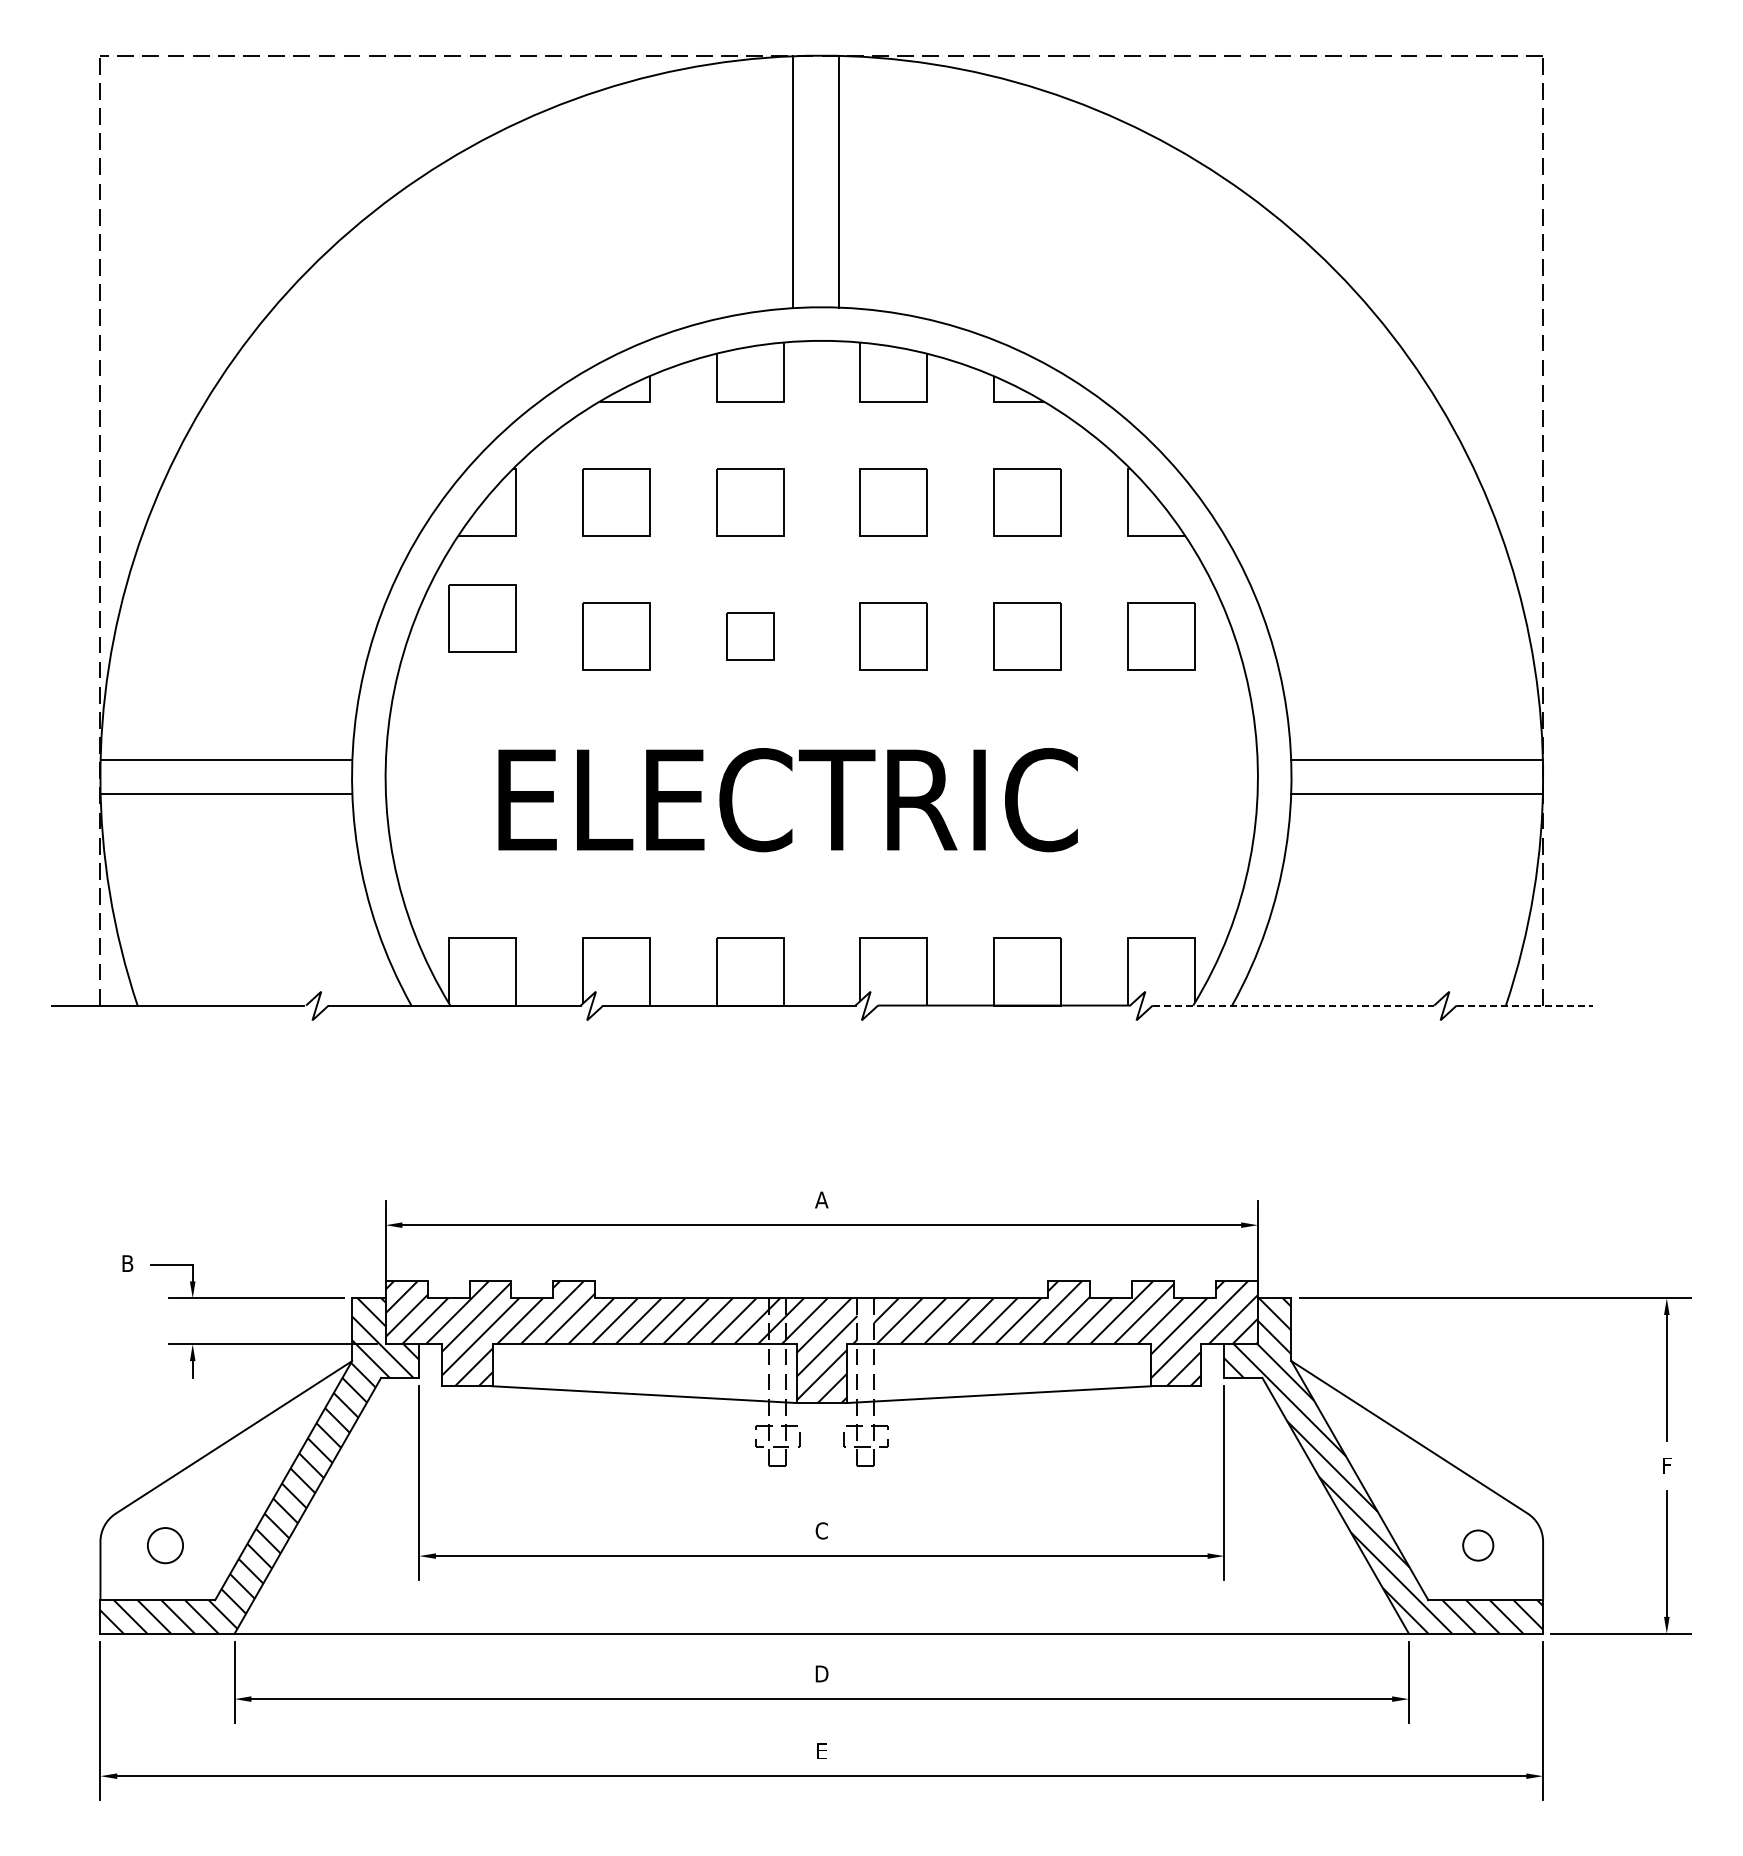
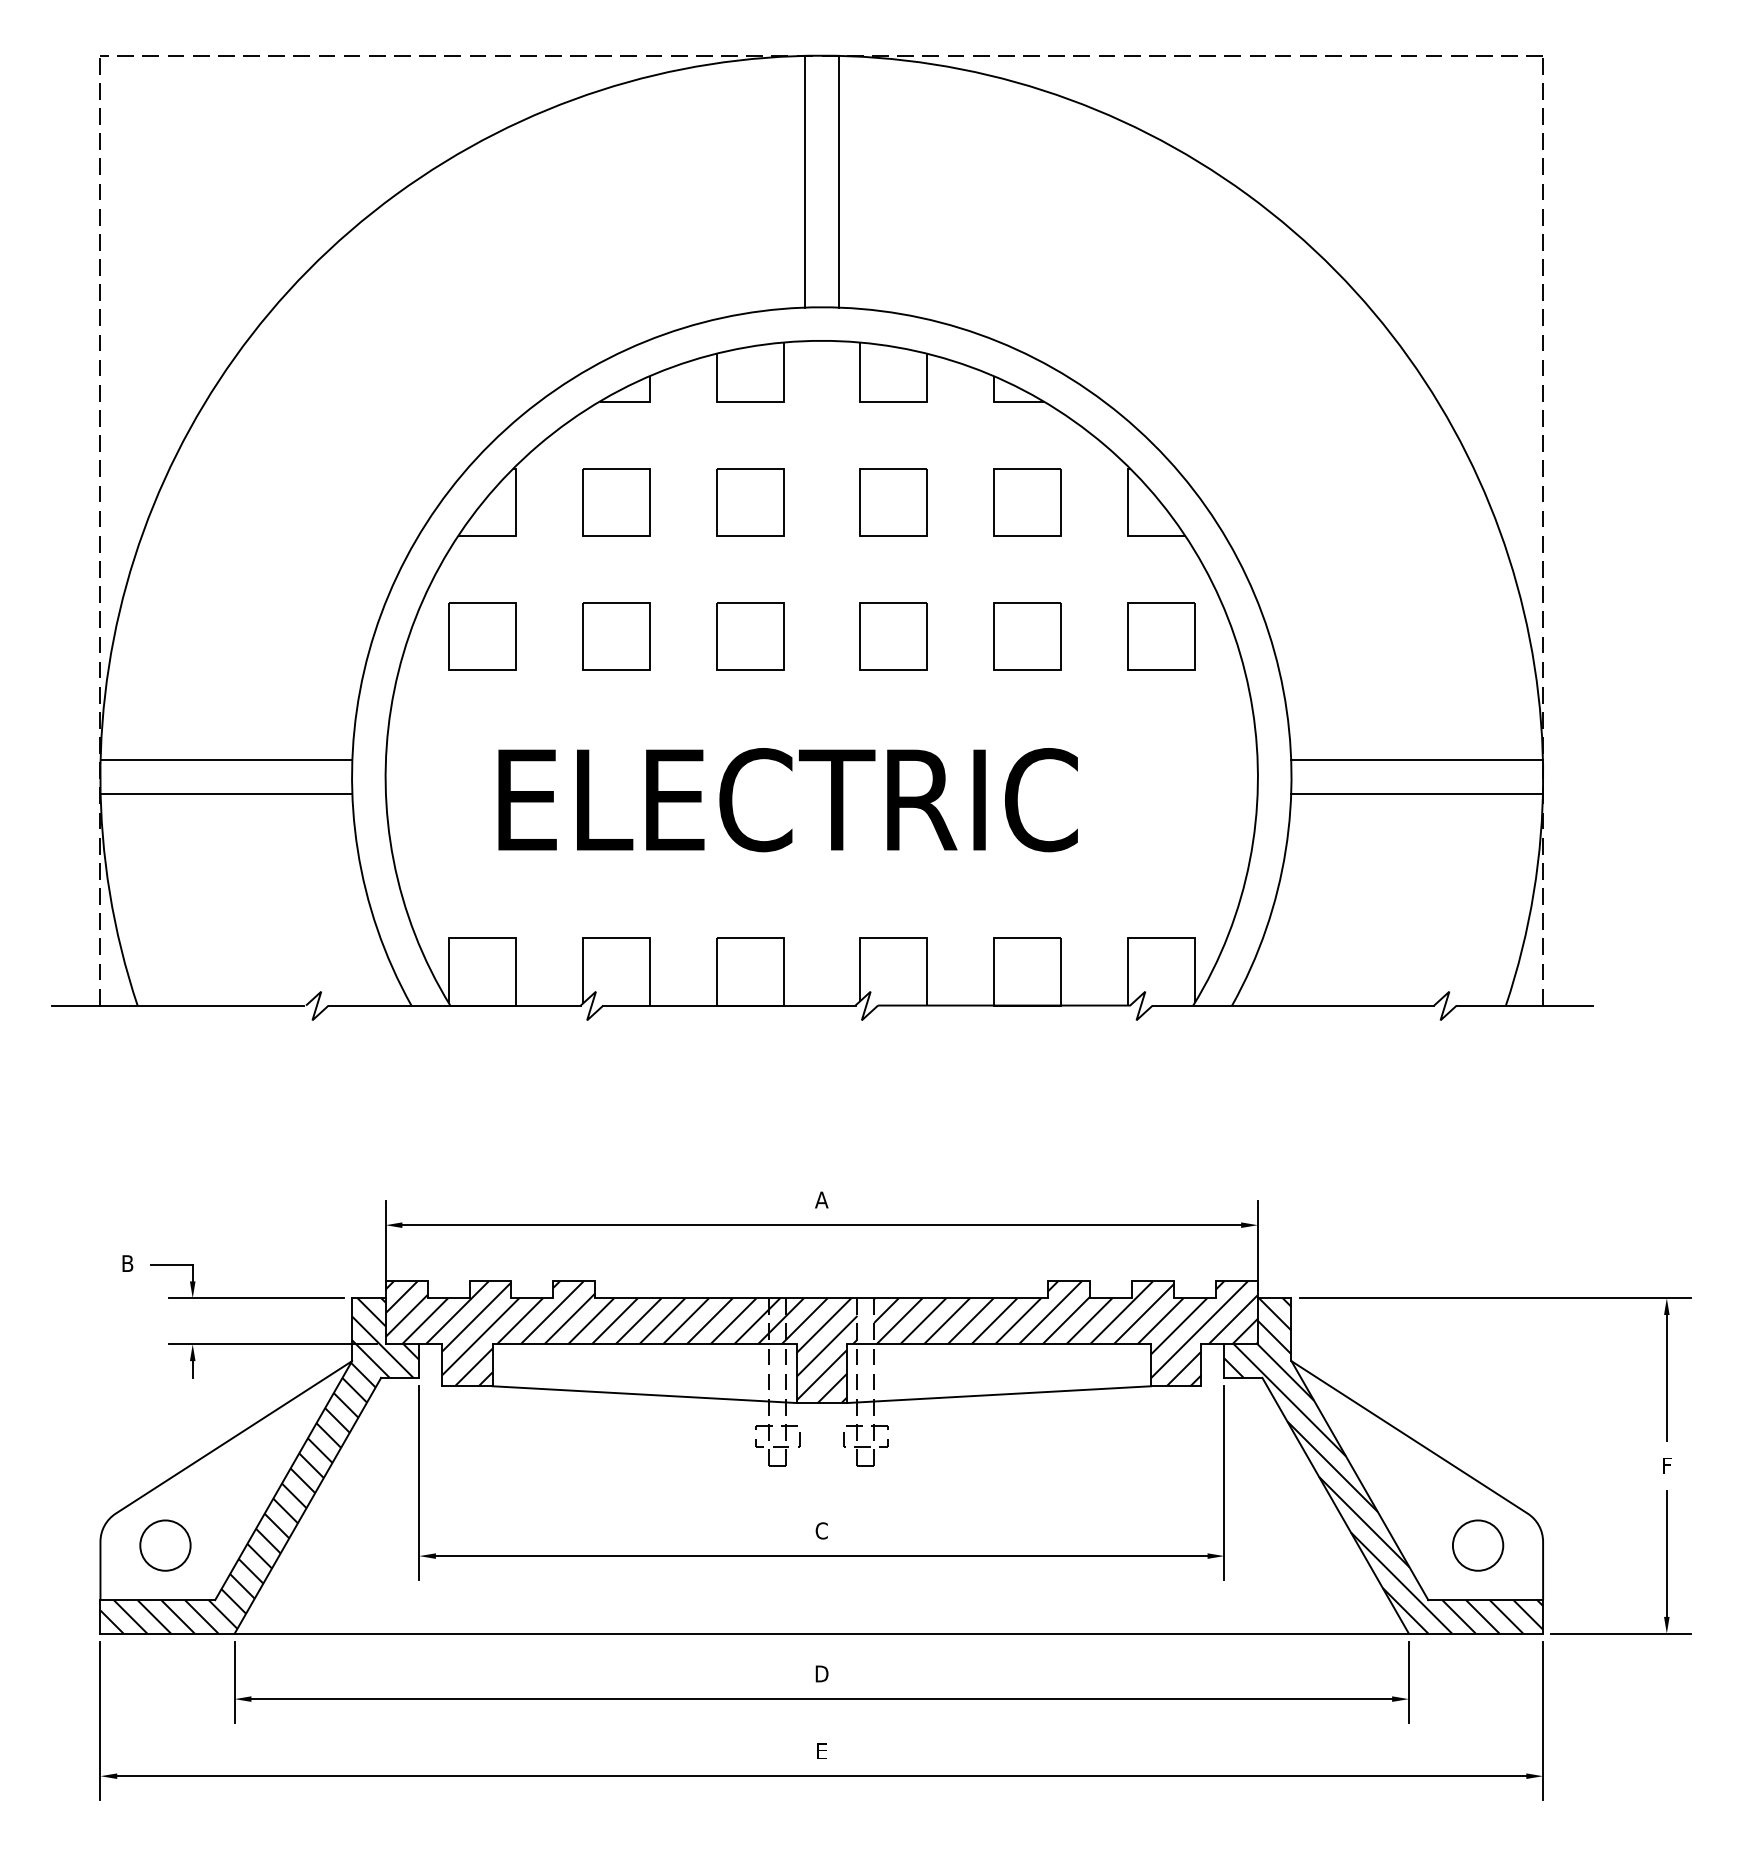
line position: (793, 181) -> (805, 181) (805, 181)
part position: (482, 618) -> (482, 636) (482, 636)
part size: 49x49 px -> 69x69 px (750, 636)
line: dashed -> solid (1293, 1005)
line: dashed -> solid (1525, 1005)
circle diameter: 35 px -> 50 px (165, 1545)
circle size: 33x33 px -> 53x53 px (1478, 1545)
